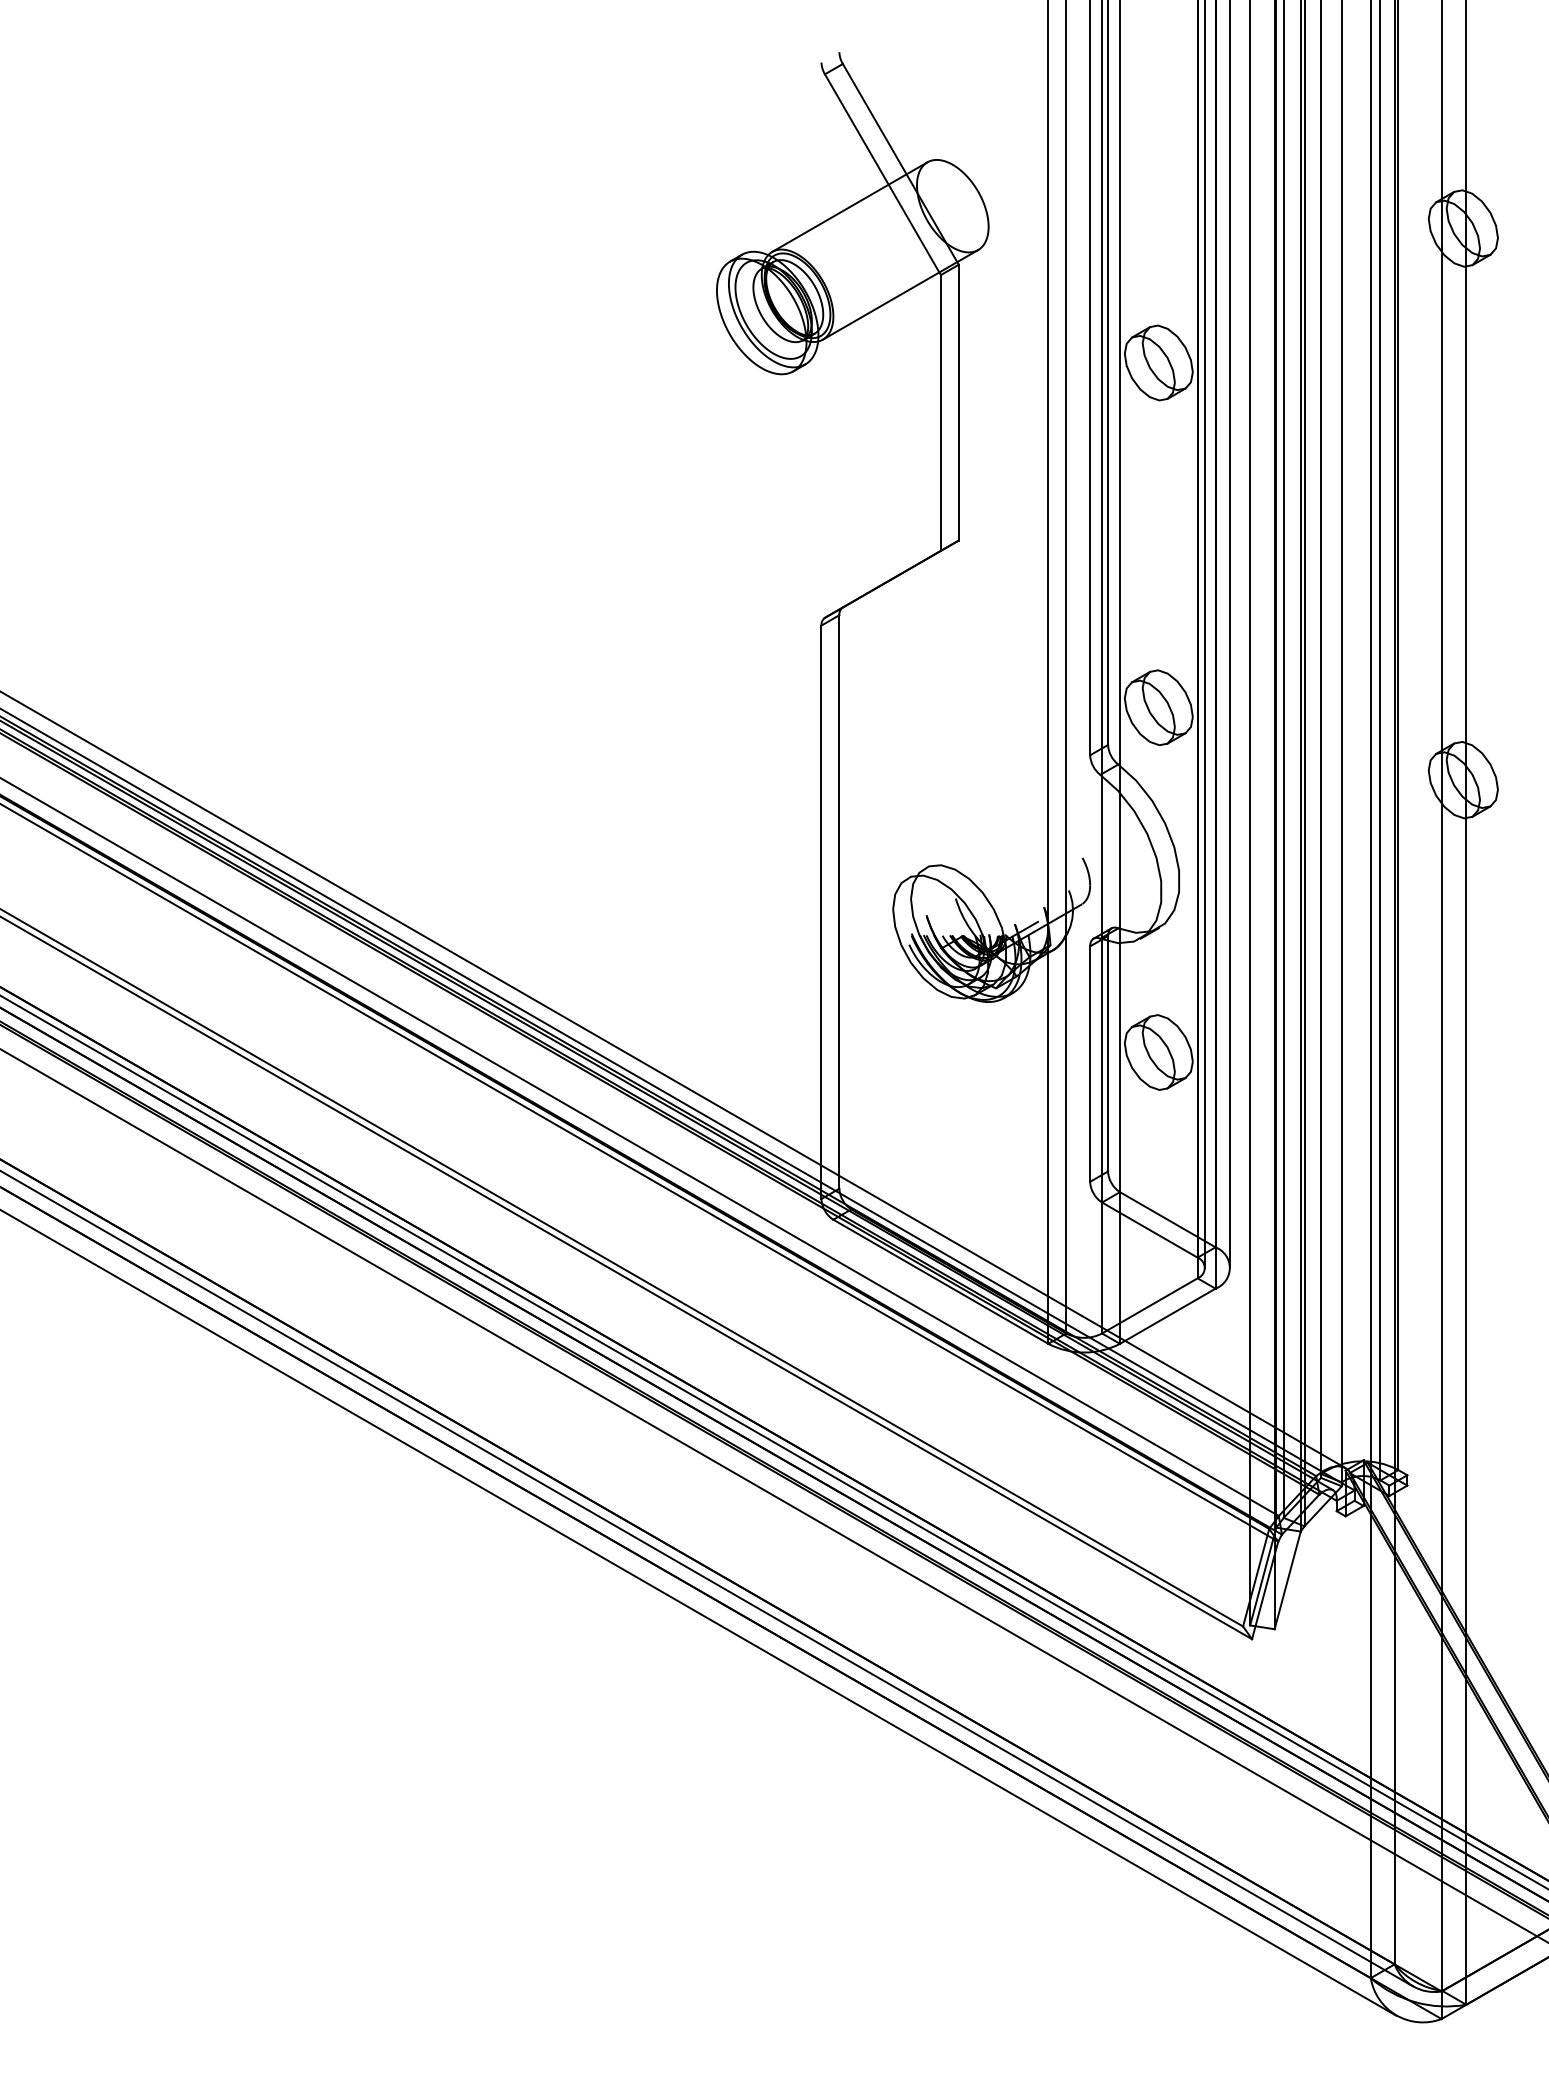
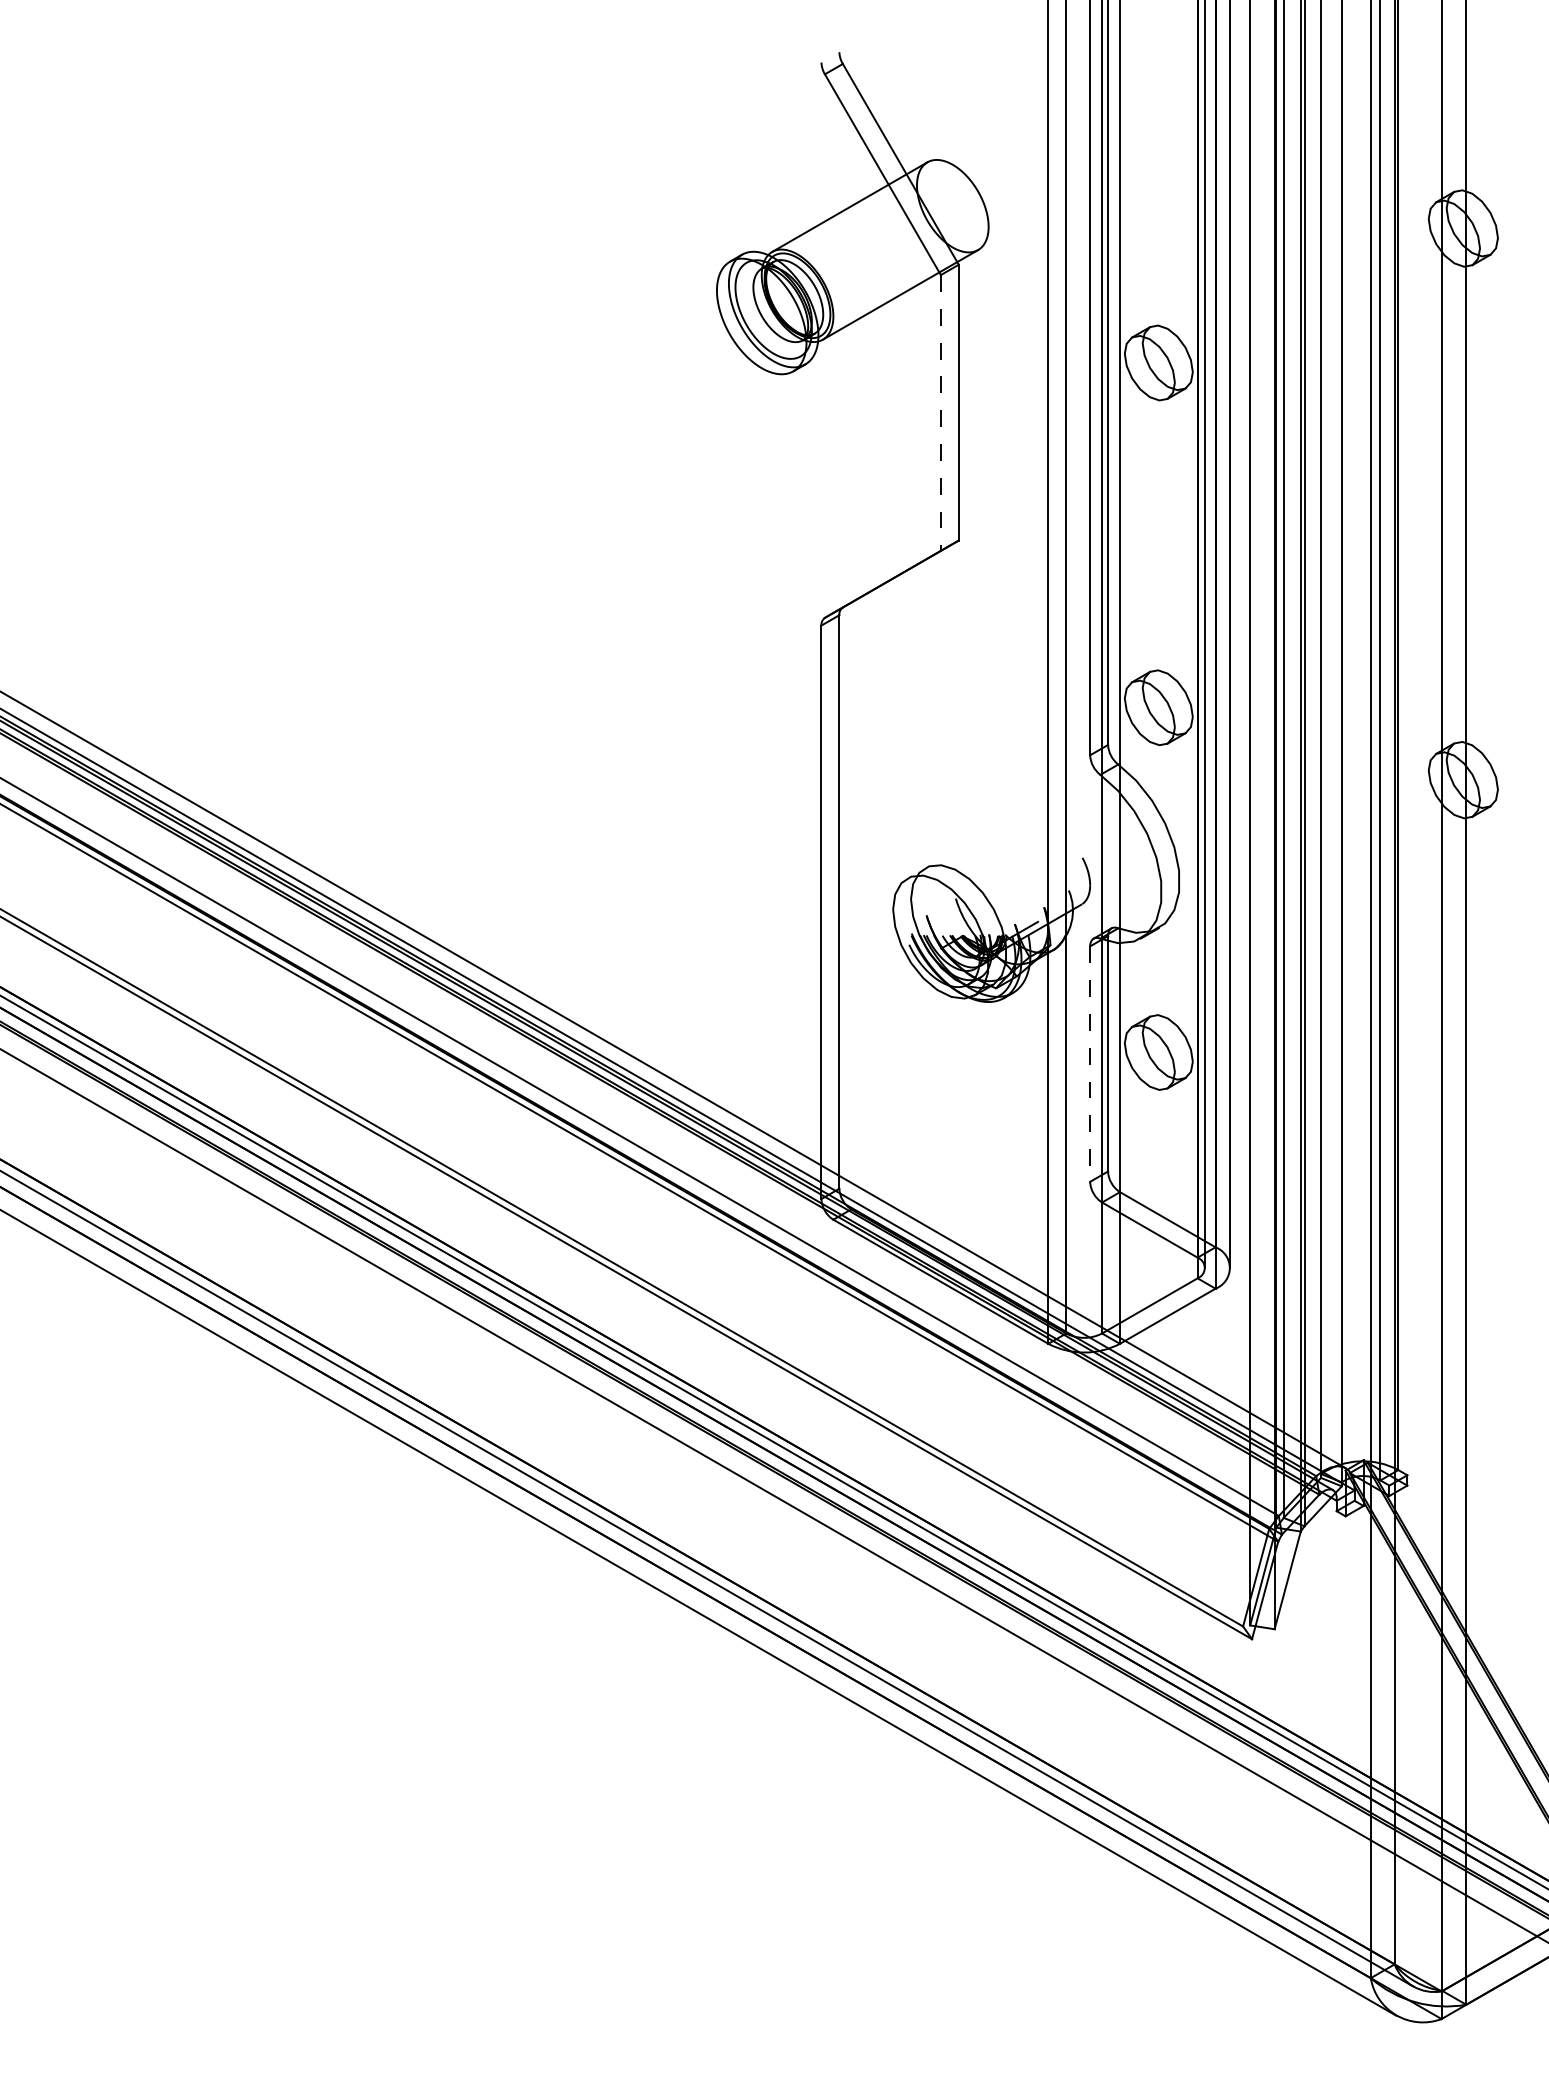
line: solid -> dashed (940, 413)
line: solid -> dashed (1090, 1064)
